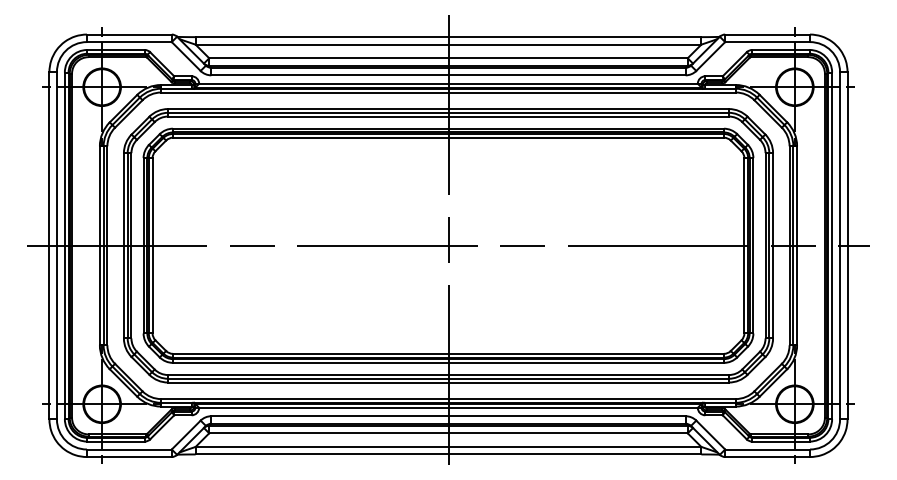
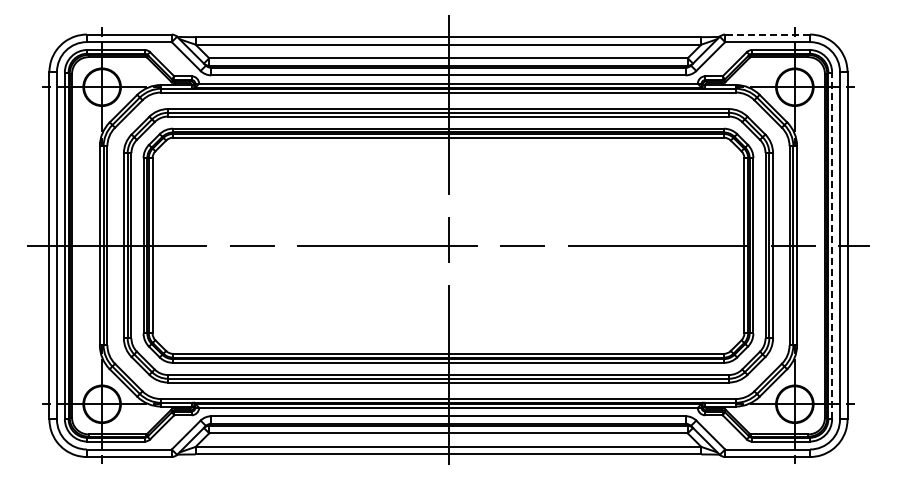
line: solid -> dashed (767, 34)
line: solid -> dashed (832, 245)
